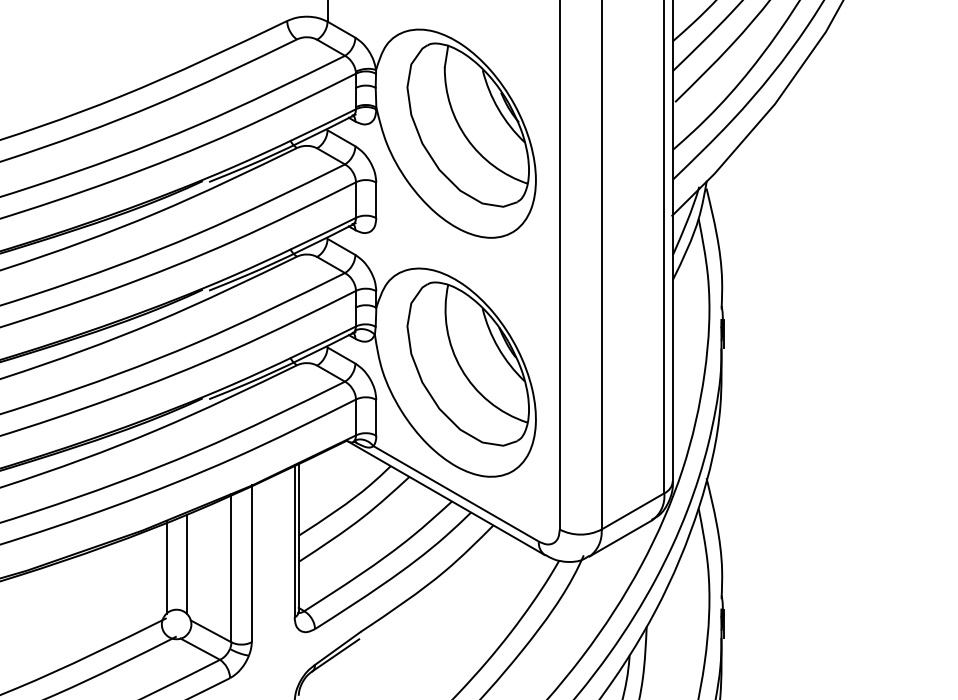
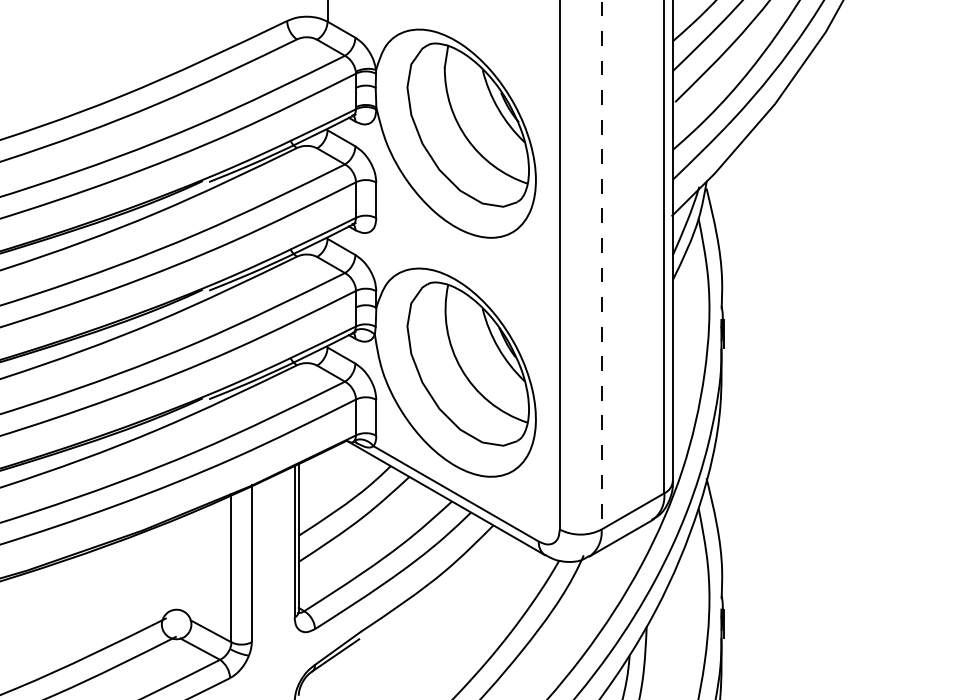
line: solid -> dashed (601, 265)
line: present -> none (186, 563)
line: present -> none (166, 567)
